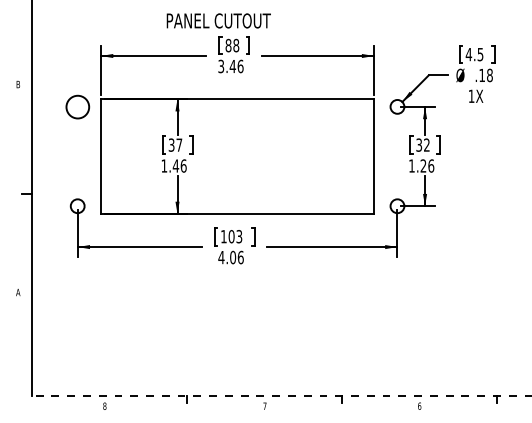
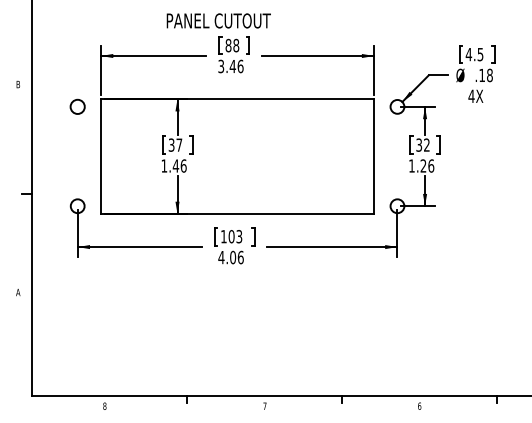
text: 1X -> 4X (471, 95)
circle size: 26x26 px -> 17x17 px (77, 106)
line: dashed -> solid (281, 396)
